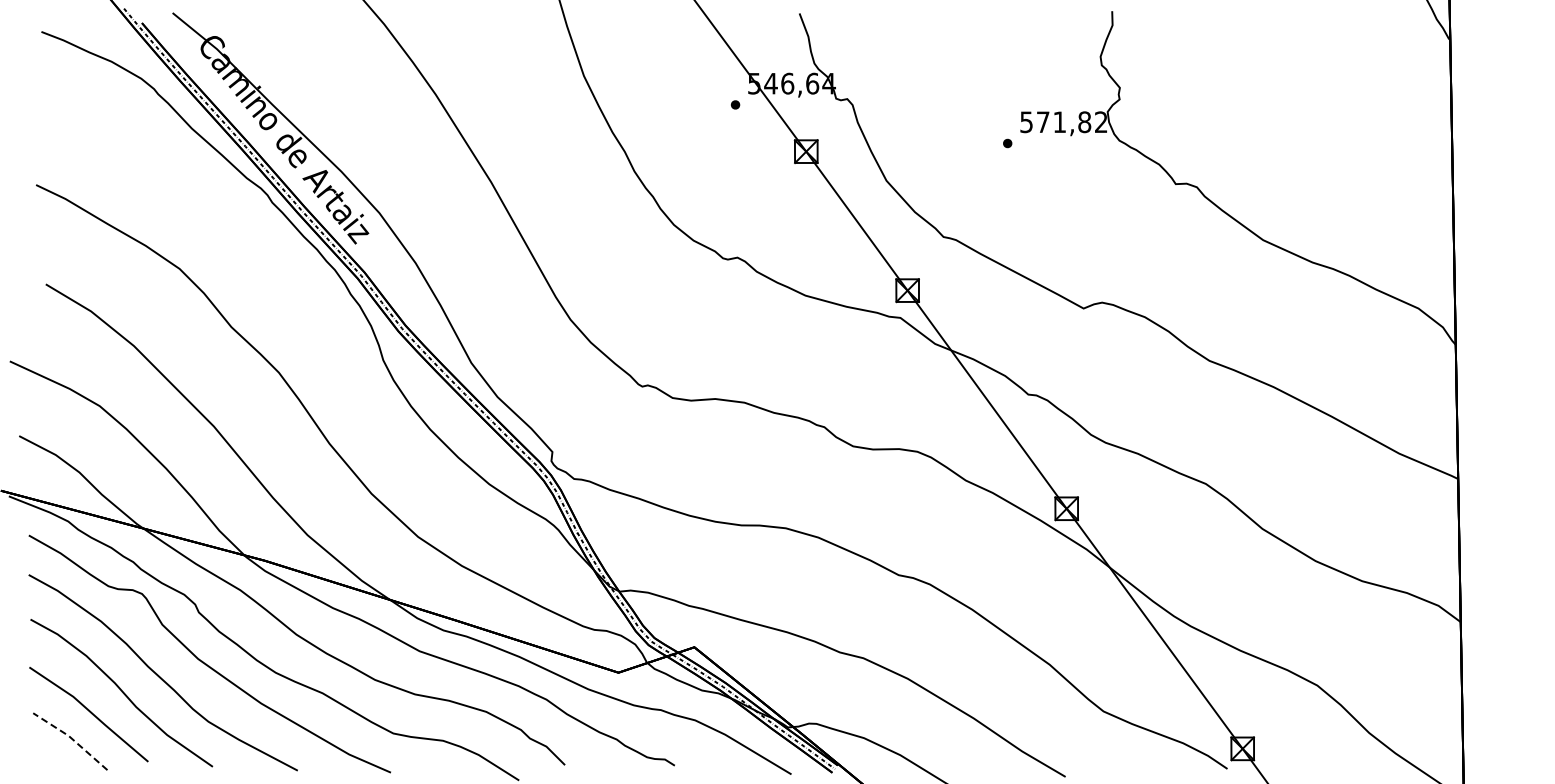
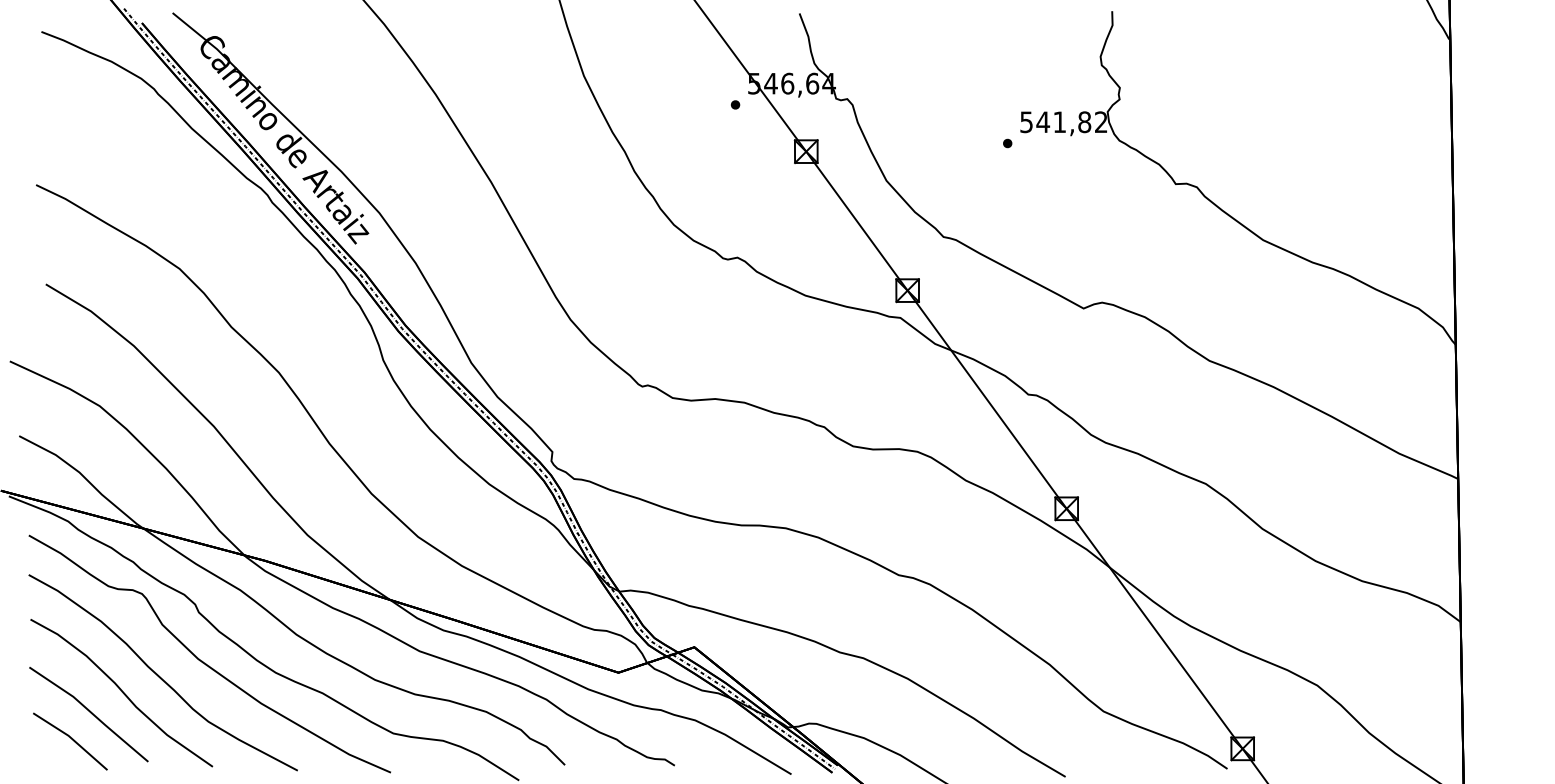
text: 571,82 -> 541,82 (1043, 121)
line: dashed -> solid (71, 738)
